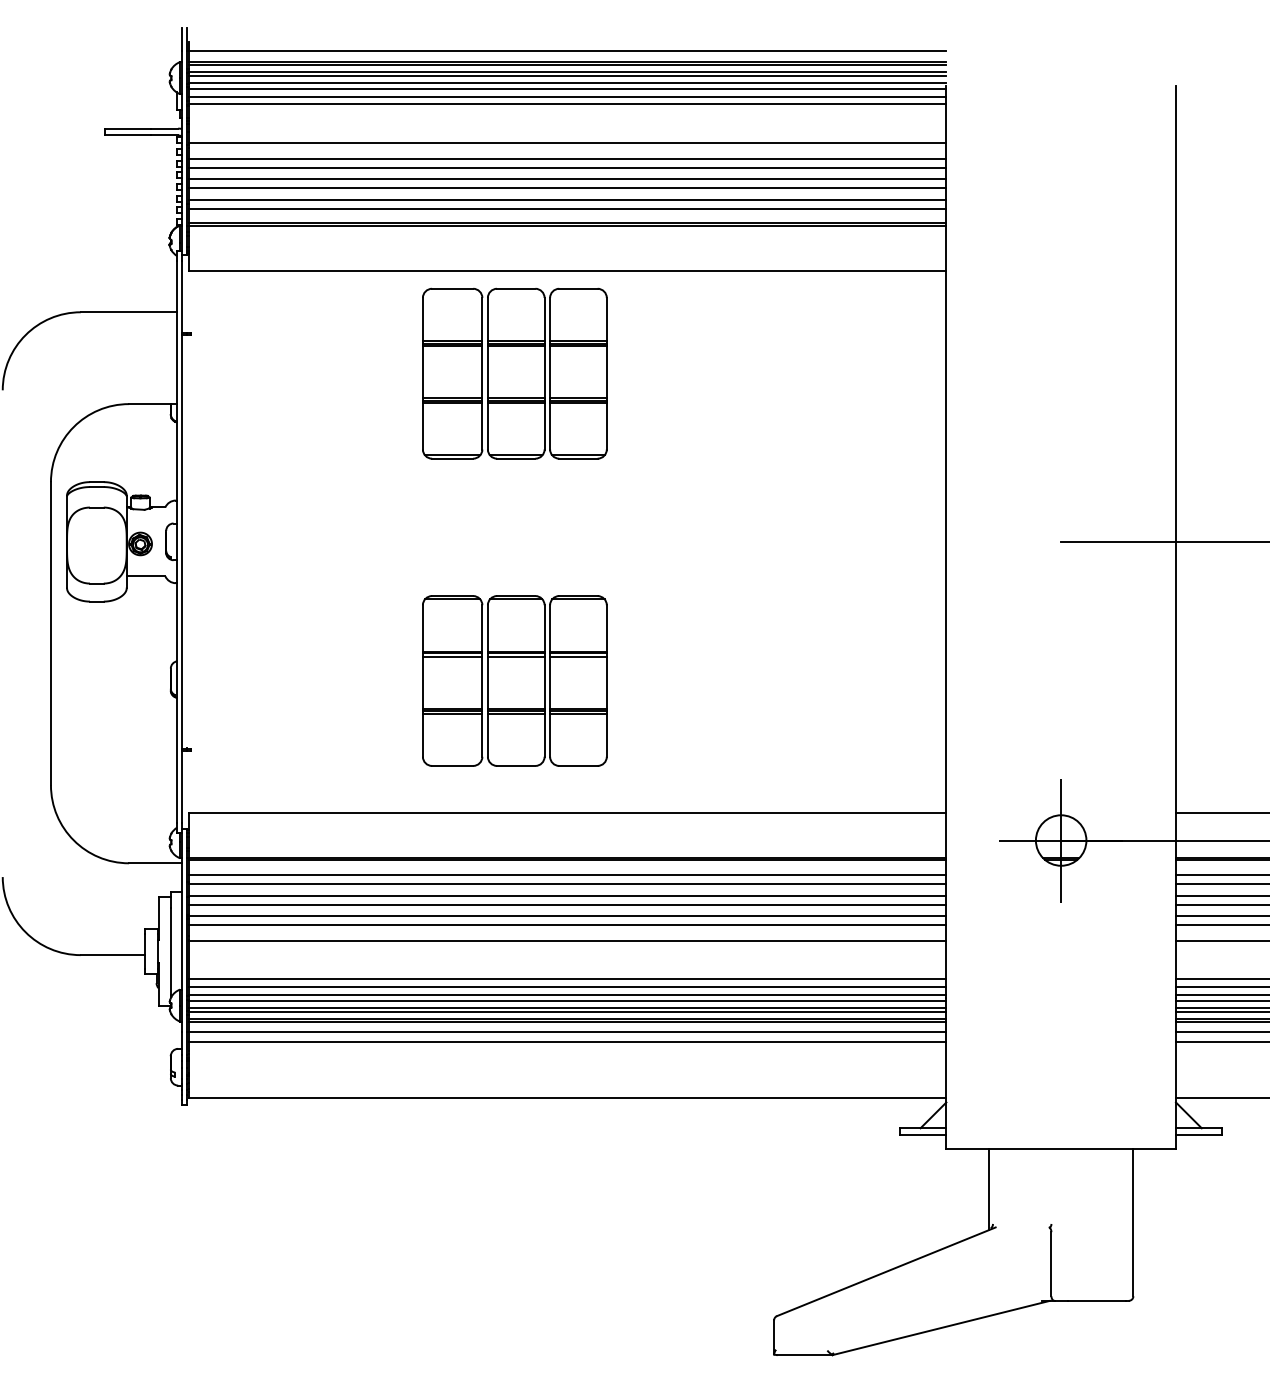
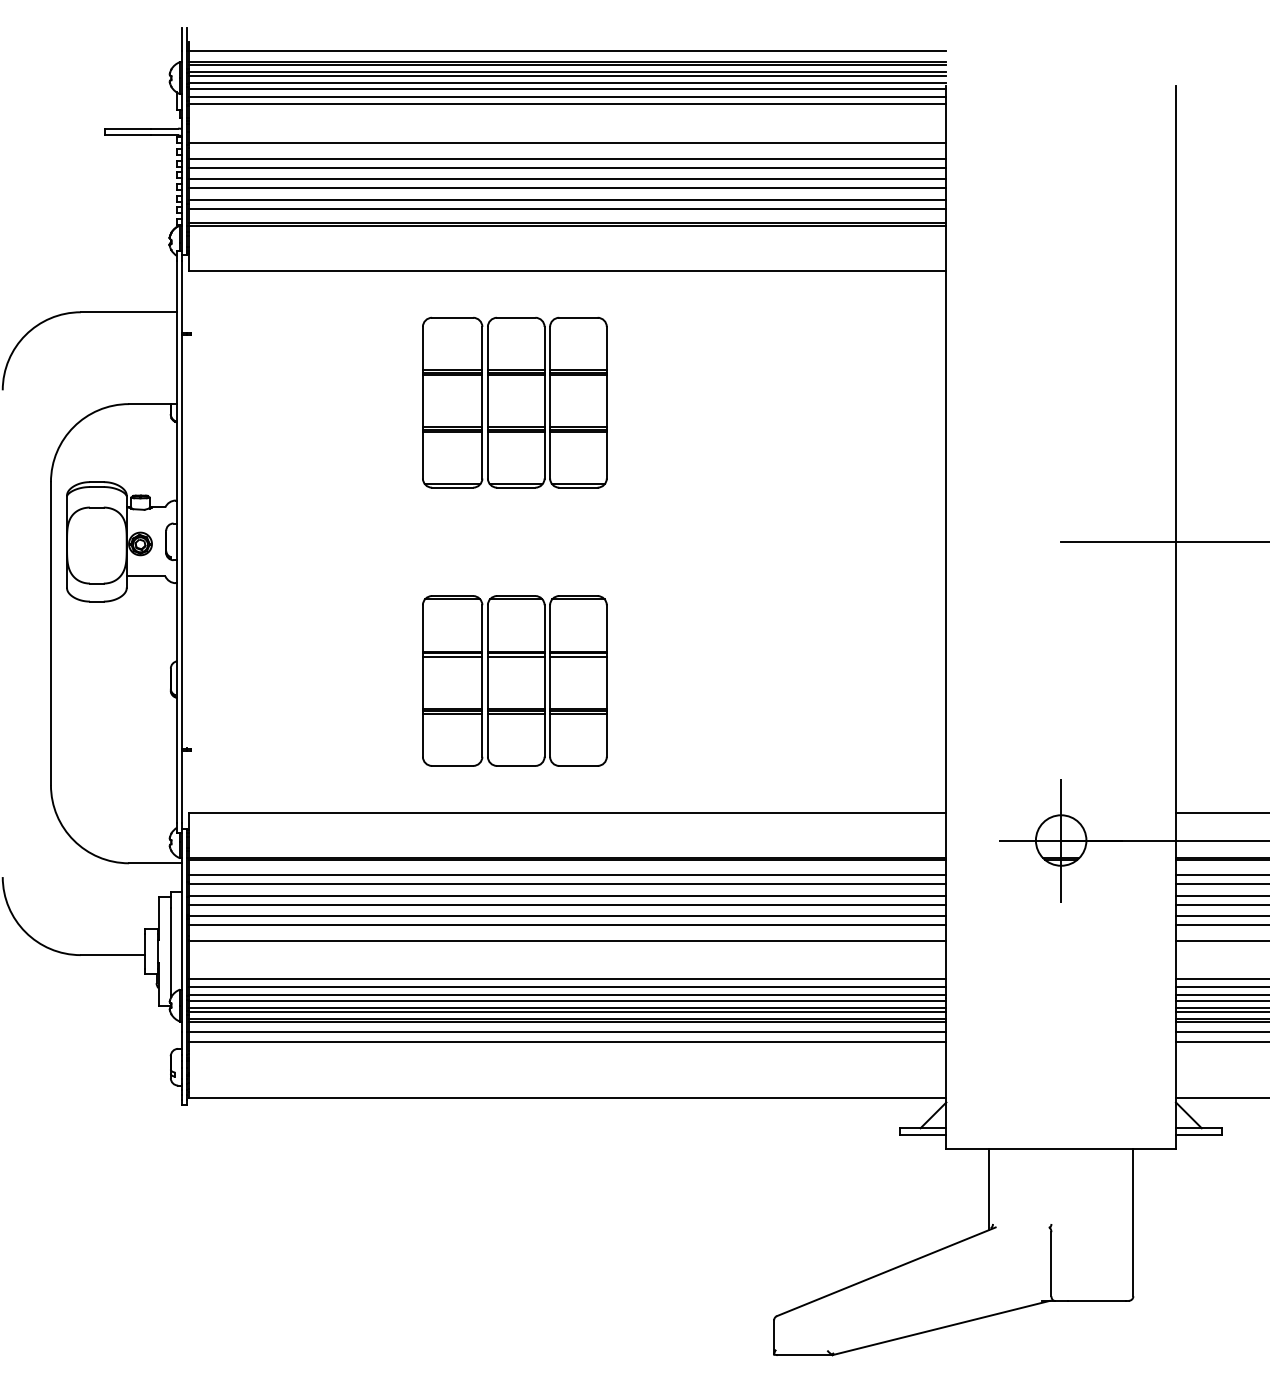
part position: (514, 373) -> (514, 402) (514, 402)
